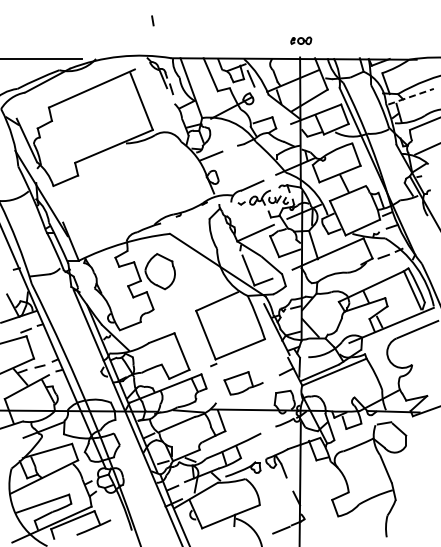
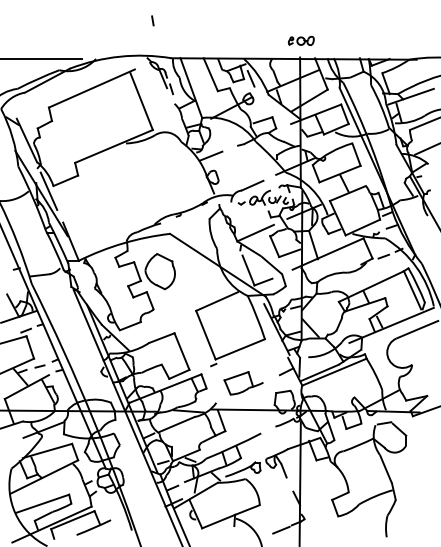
part size: 23x10 px -> 28x11 px (300, 40)
line: dashed -> solid (411, 96)
line: none -> present (48, 190)
